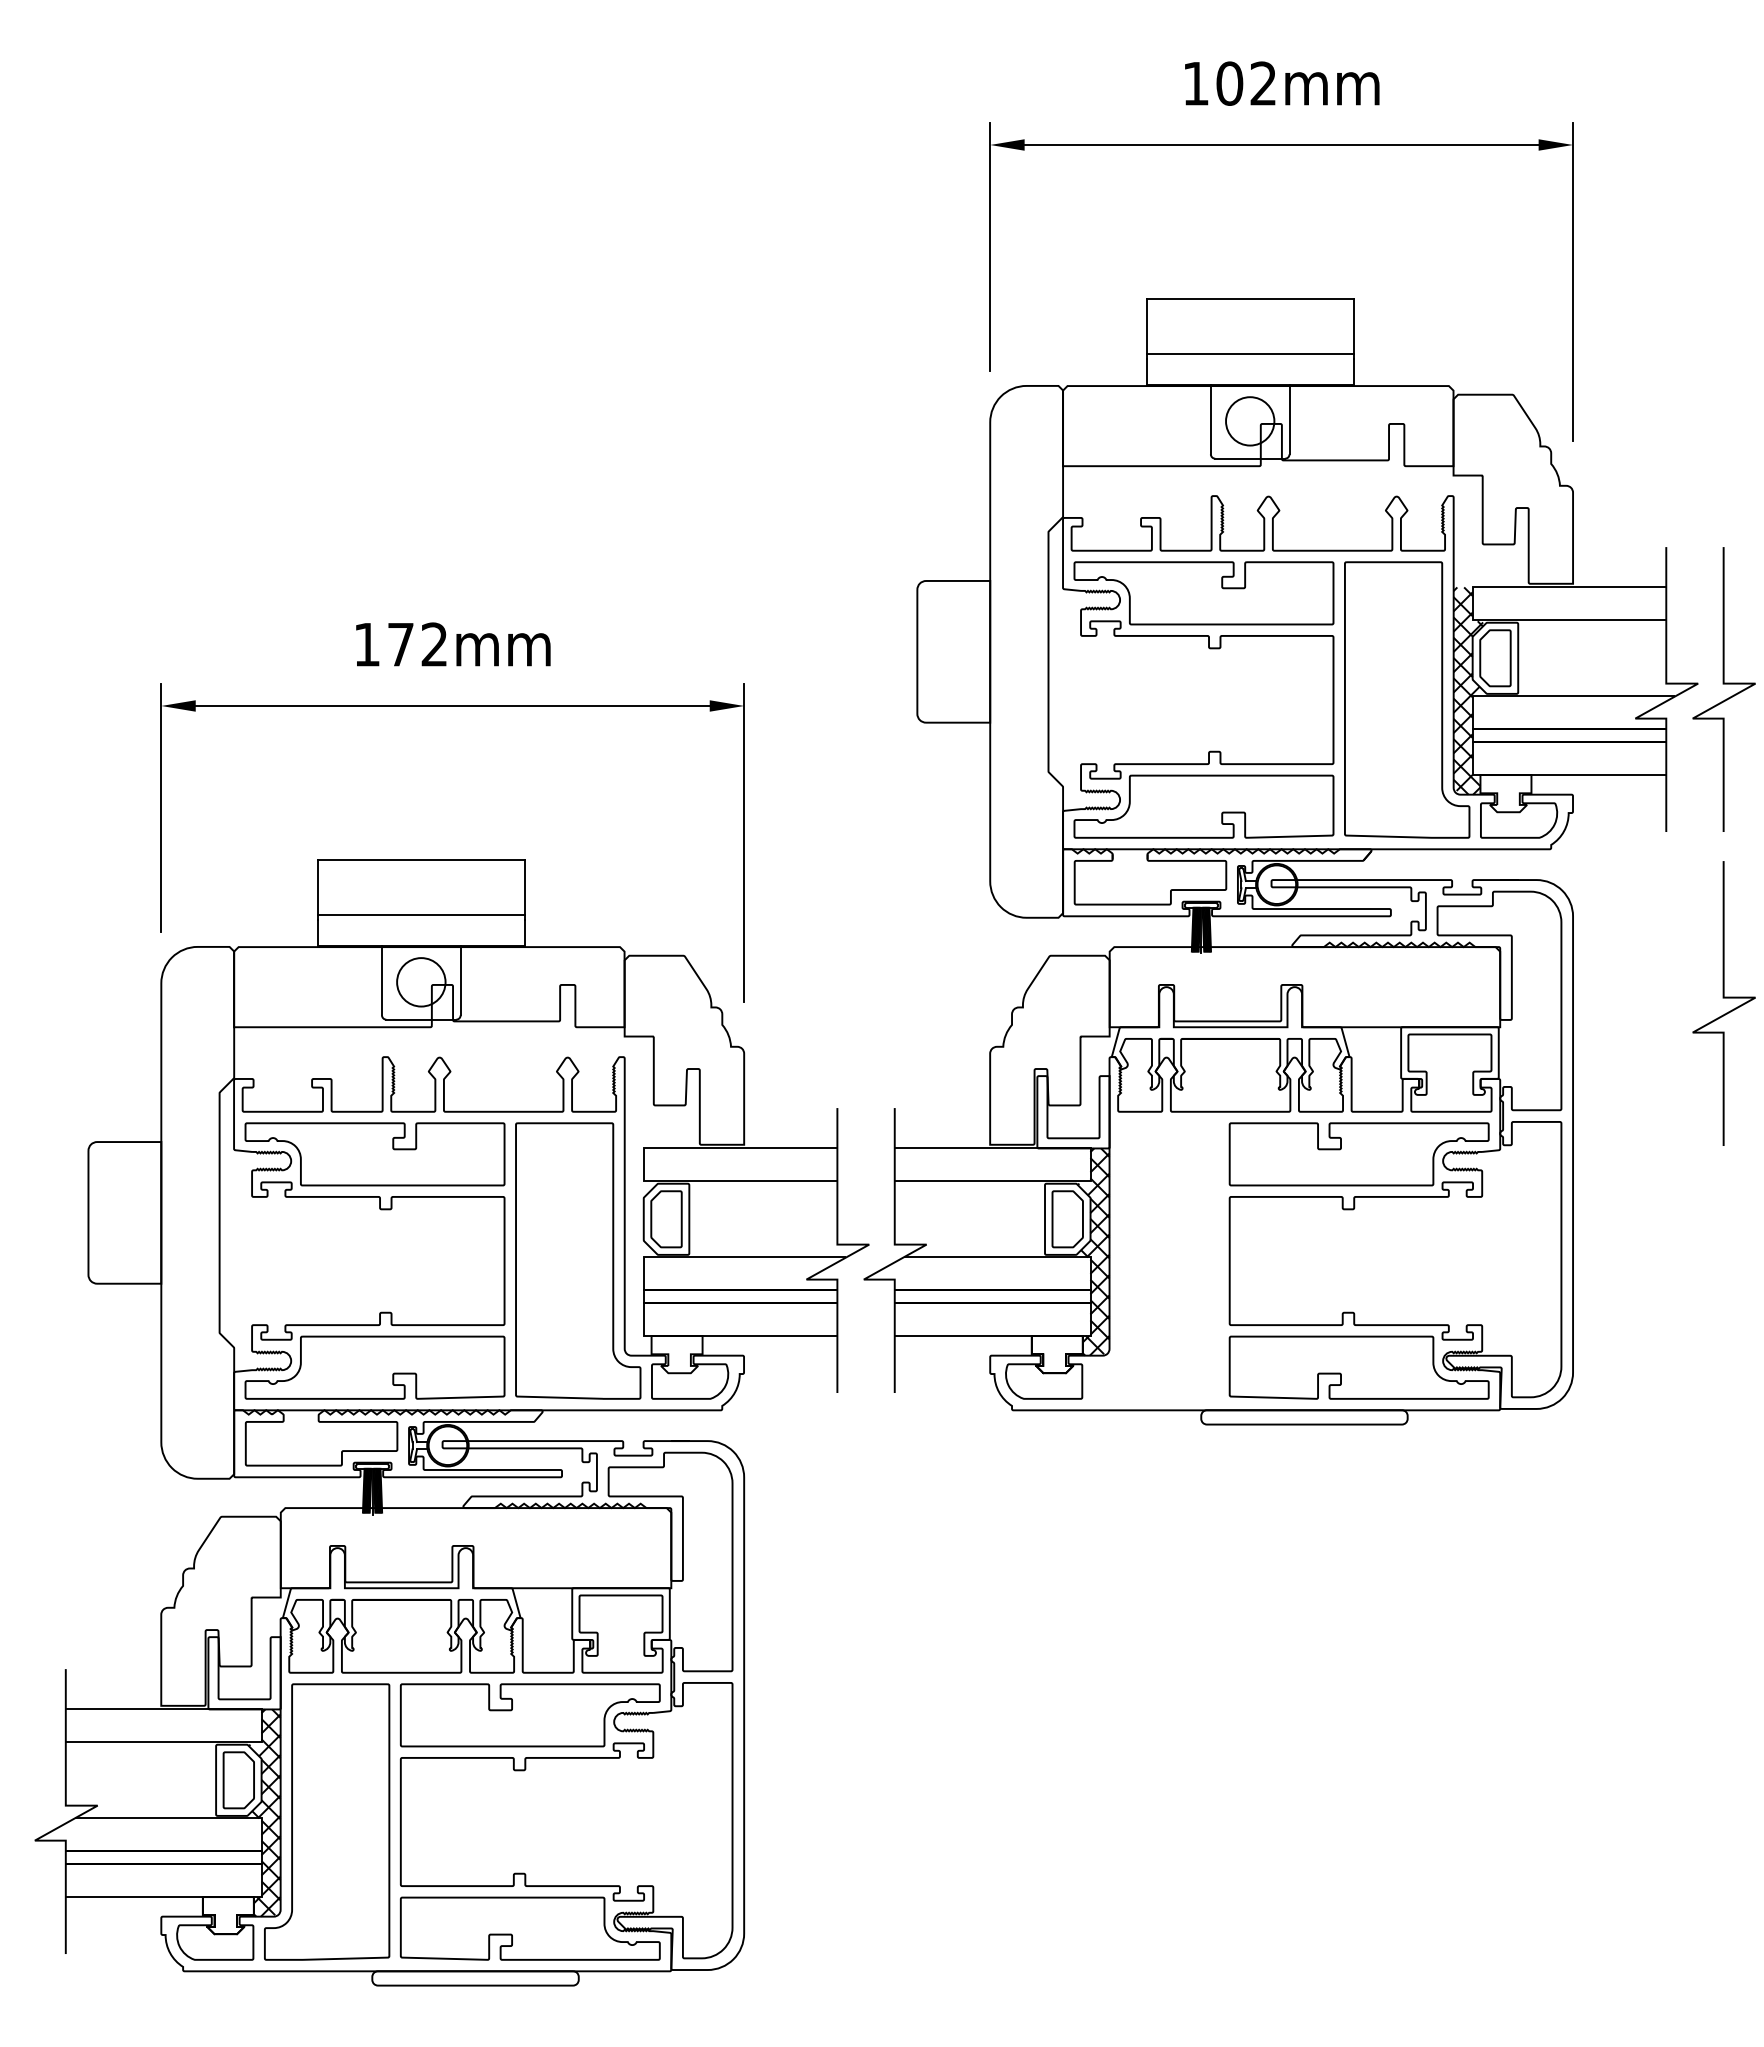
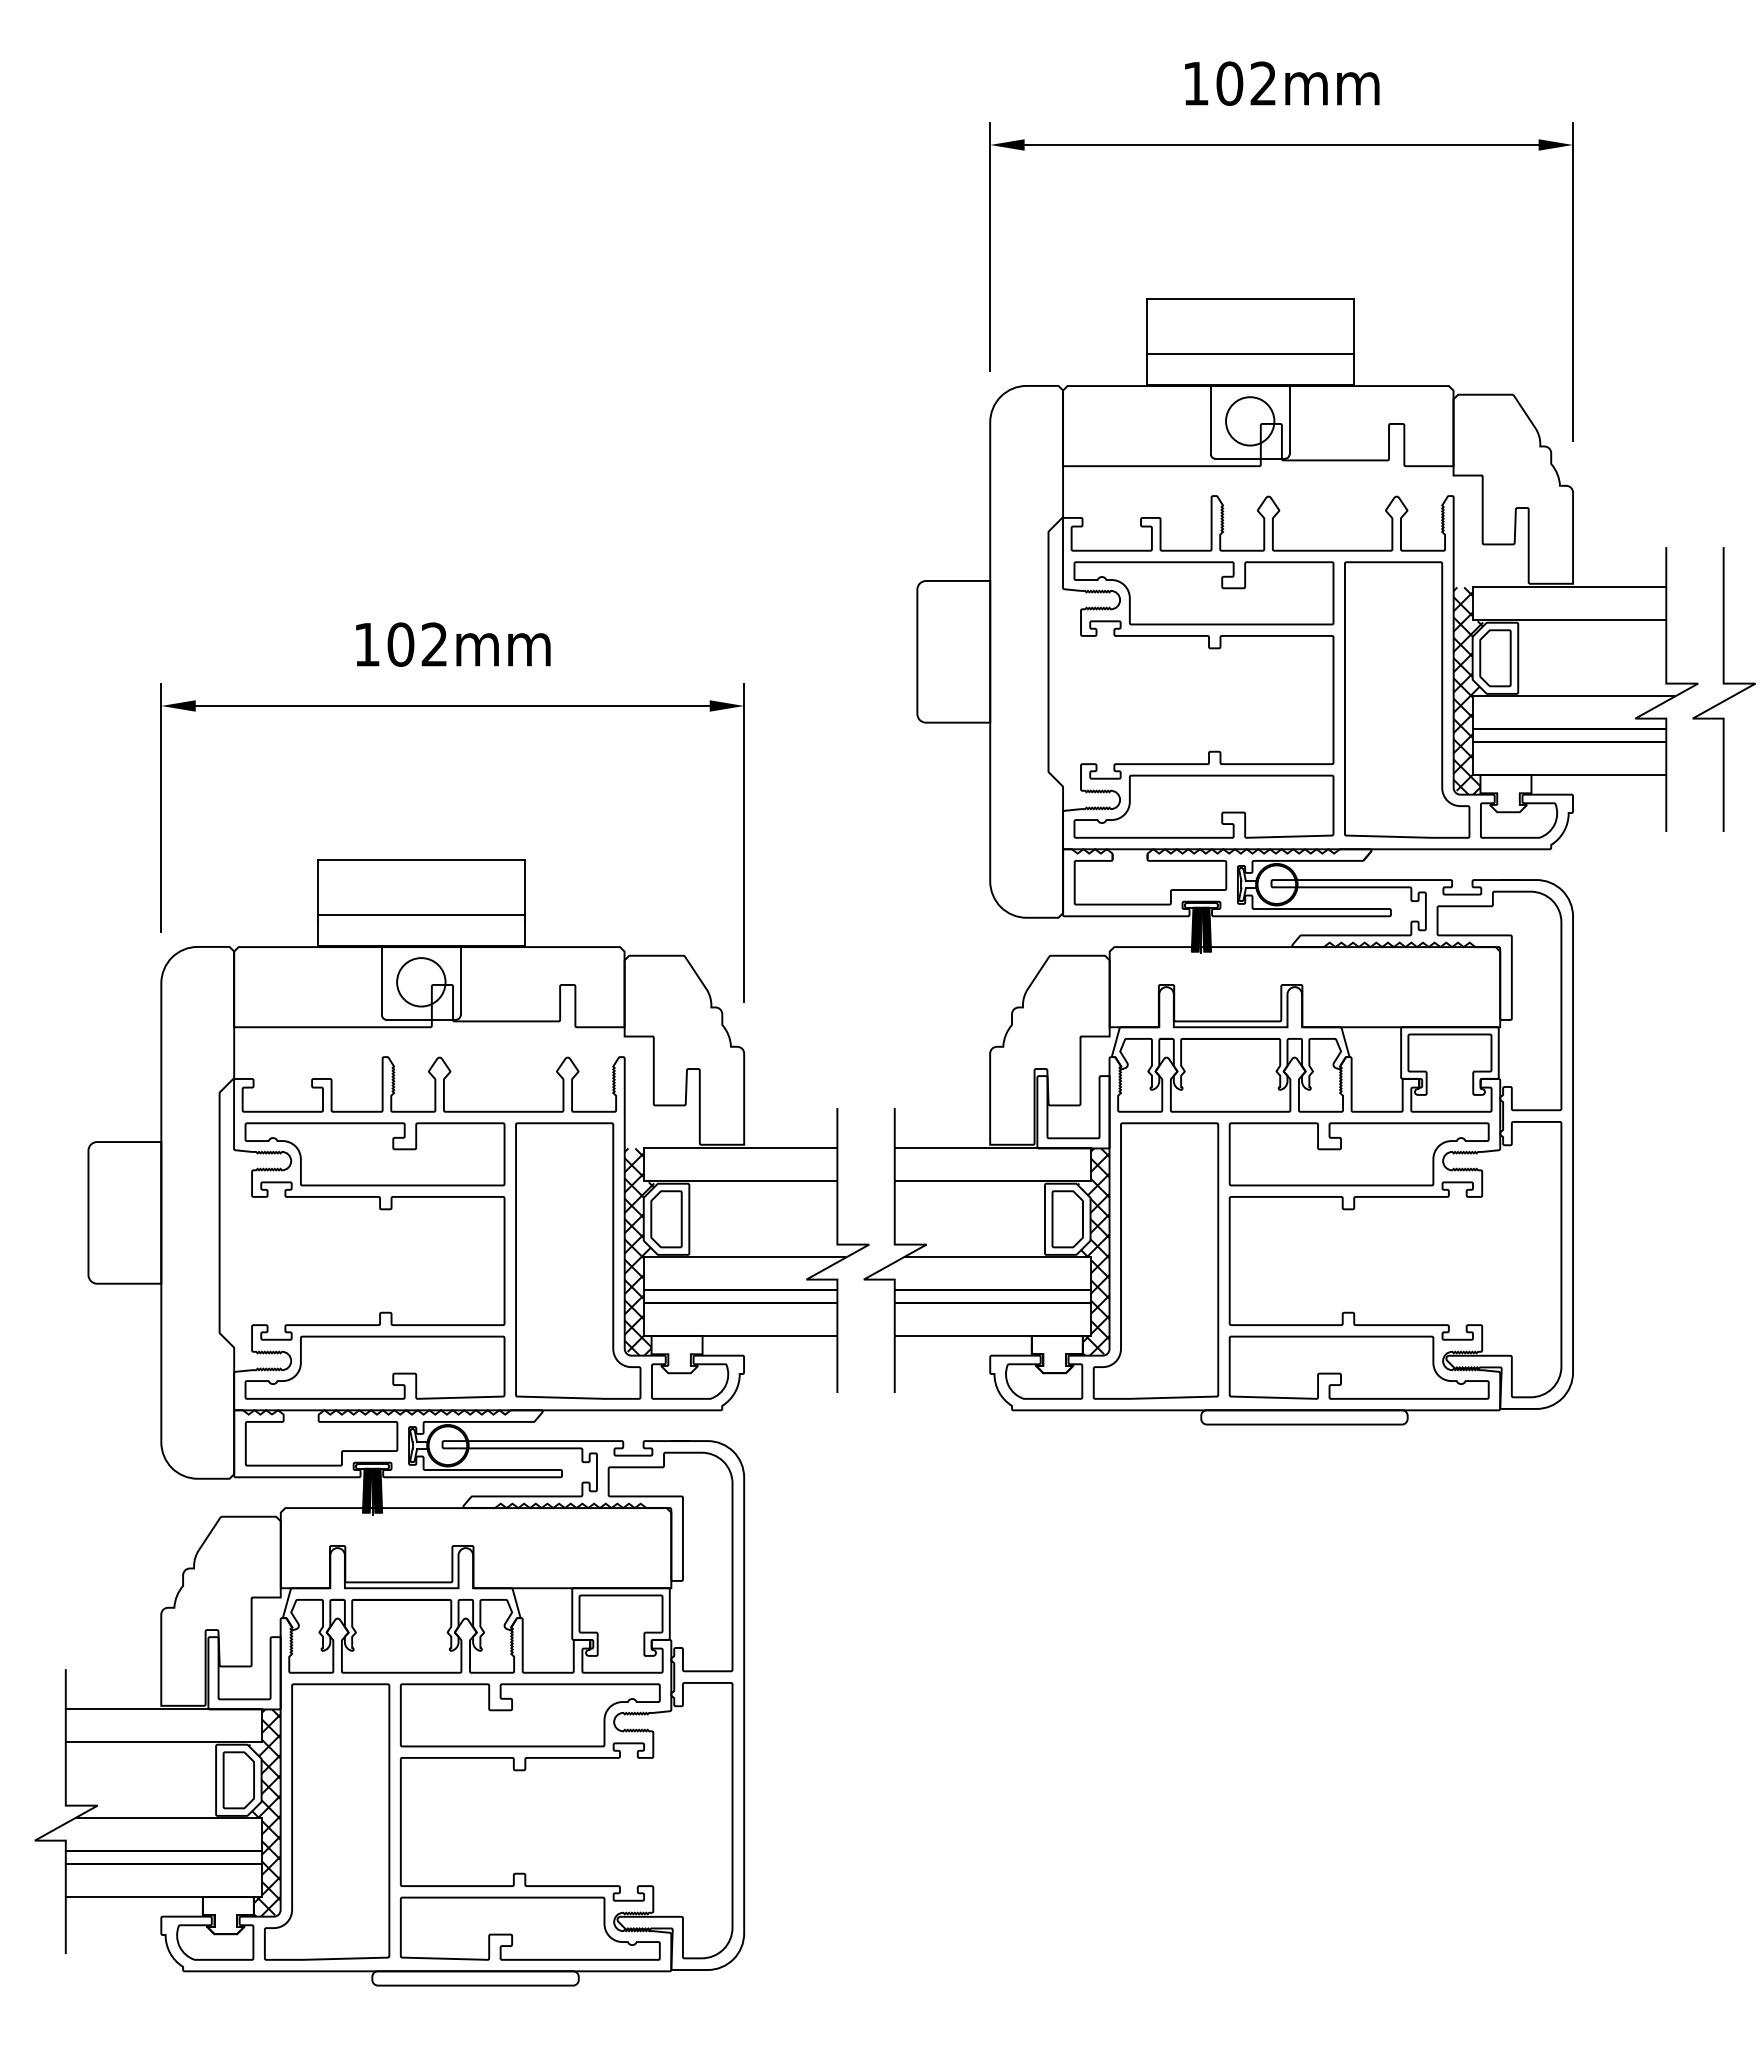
text: 172mm -> 102mm (400, 644)
part: present -> none (1723, 1003)
hatch: none -> present (639, 1251)
part: none -> present (1155, 1260)
